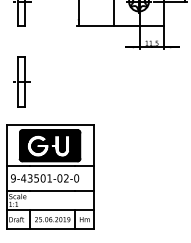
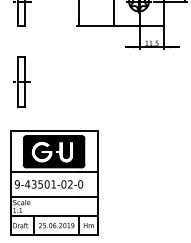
part position: (50, 176) -> (54, 182) (54, 182)
